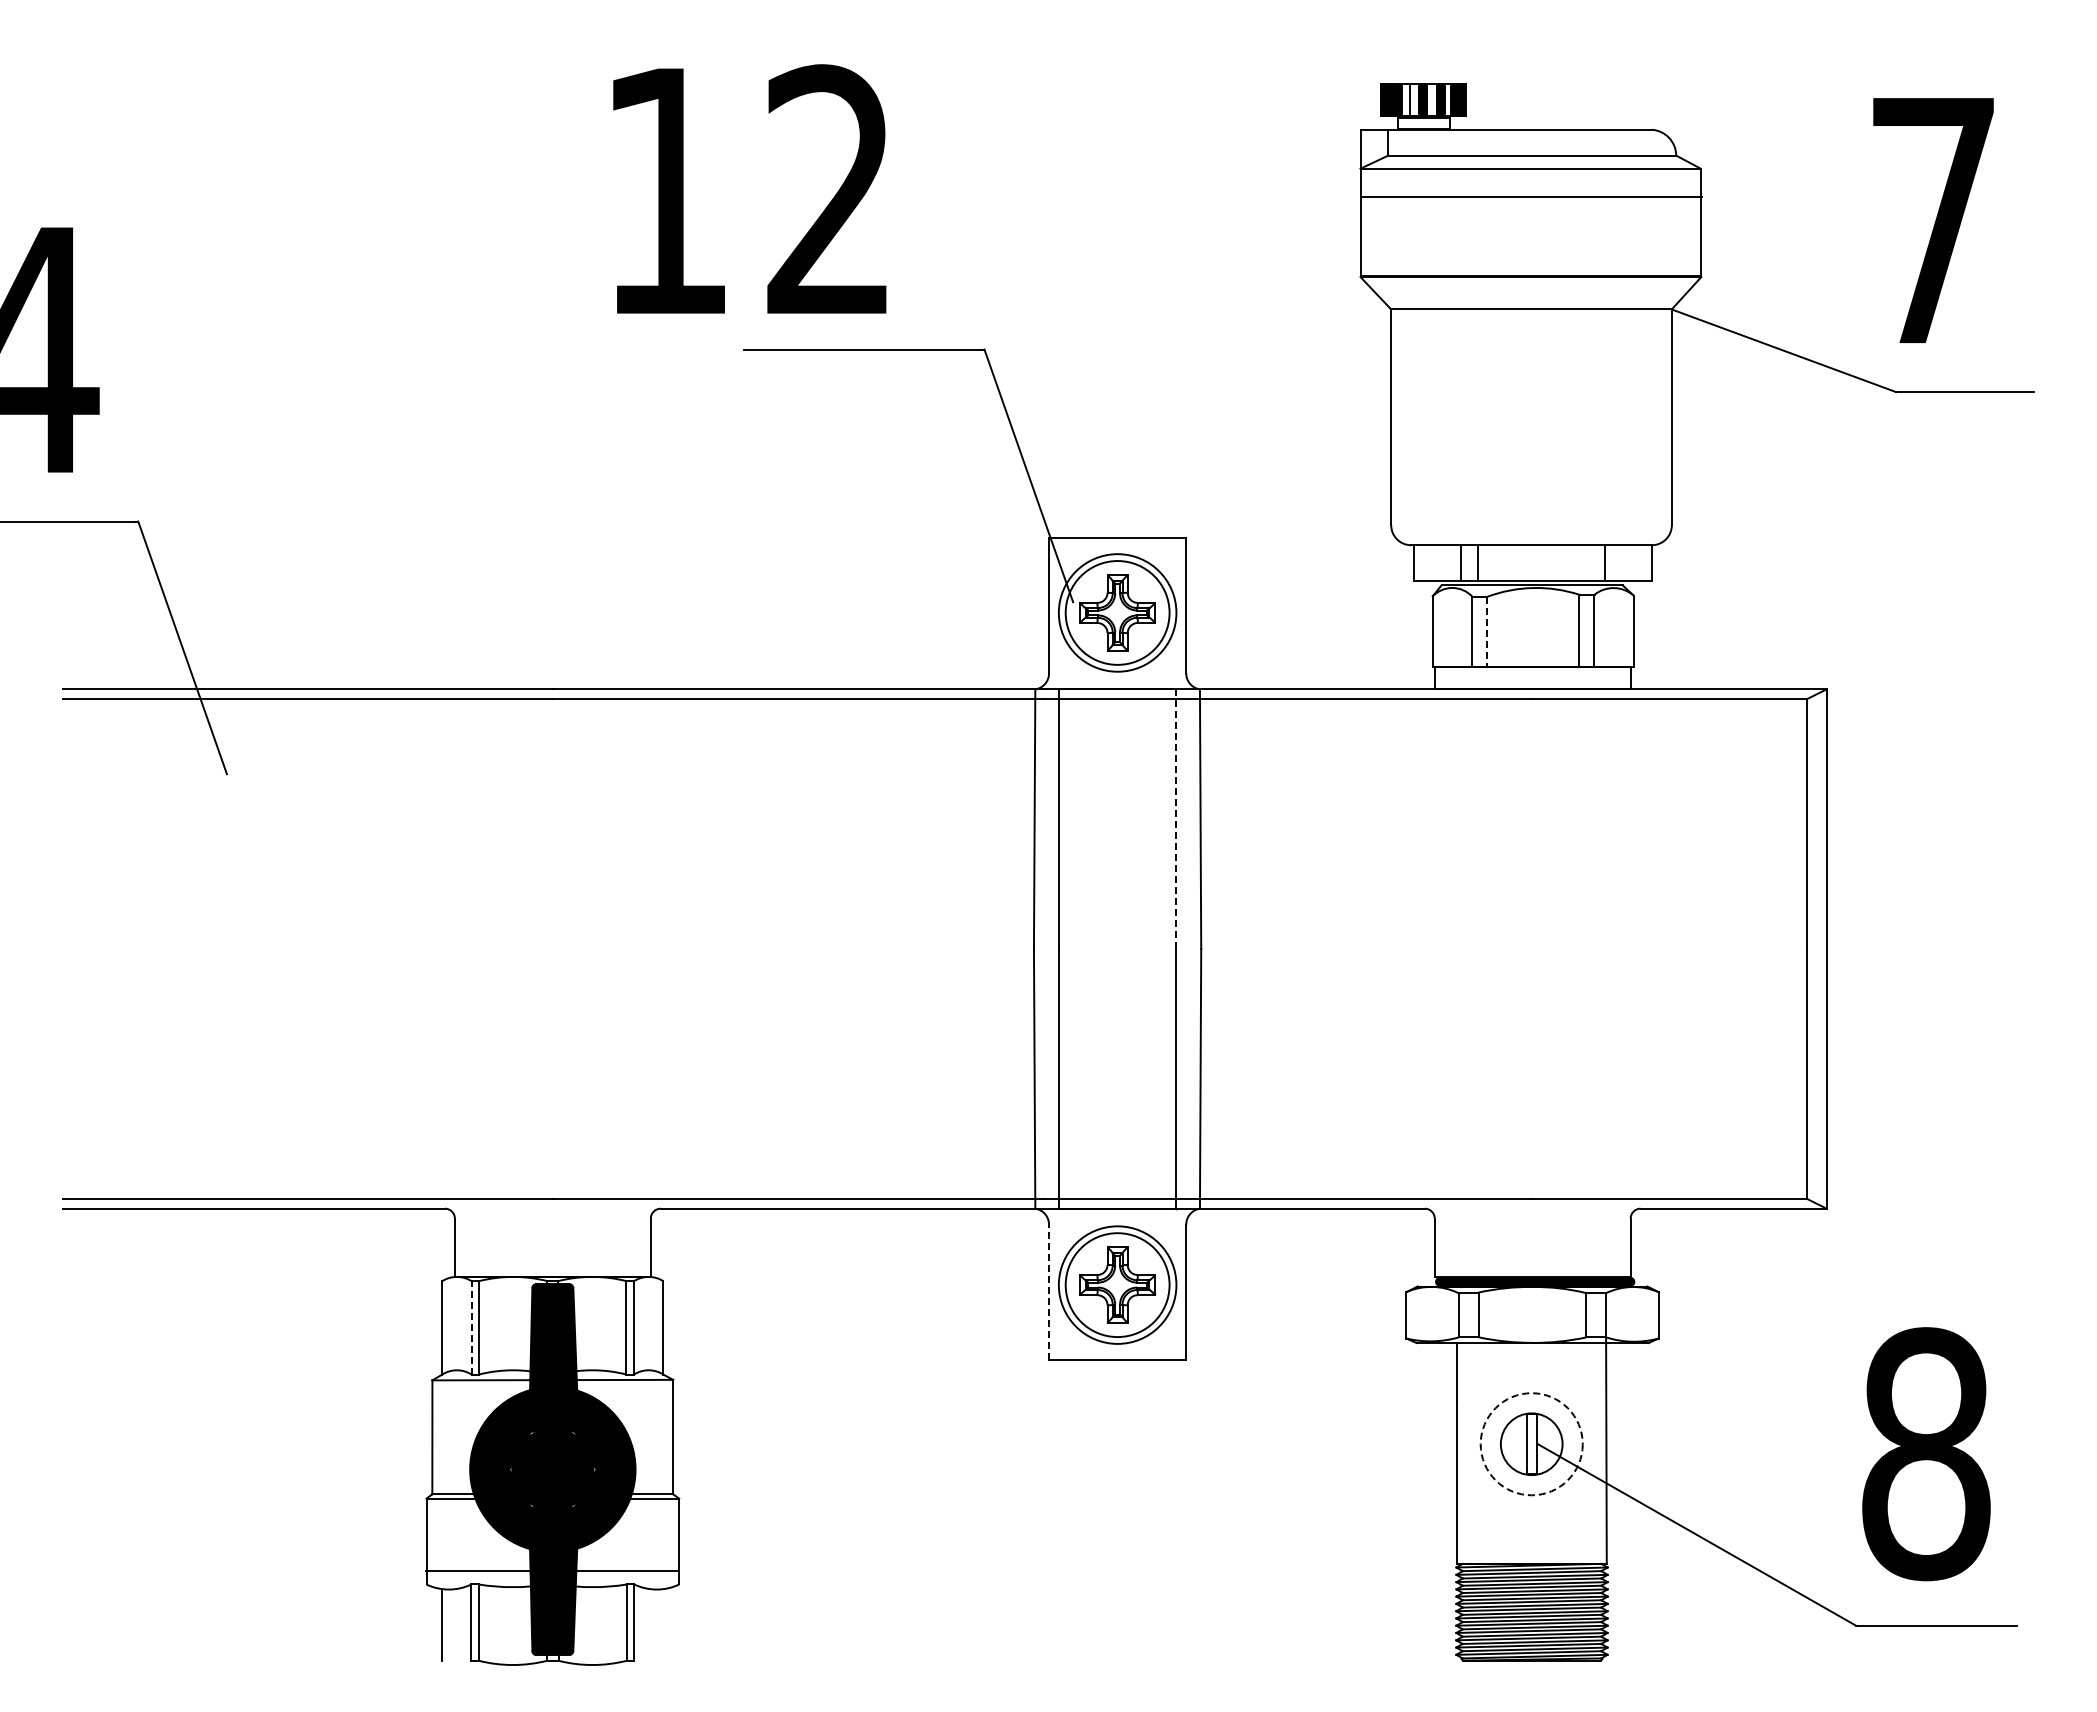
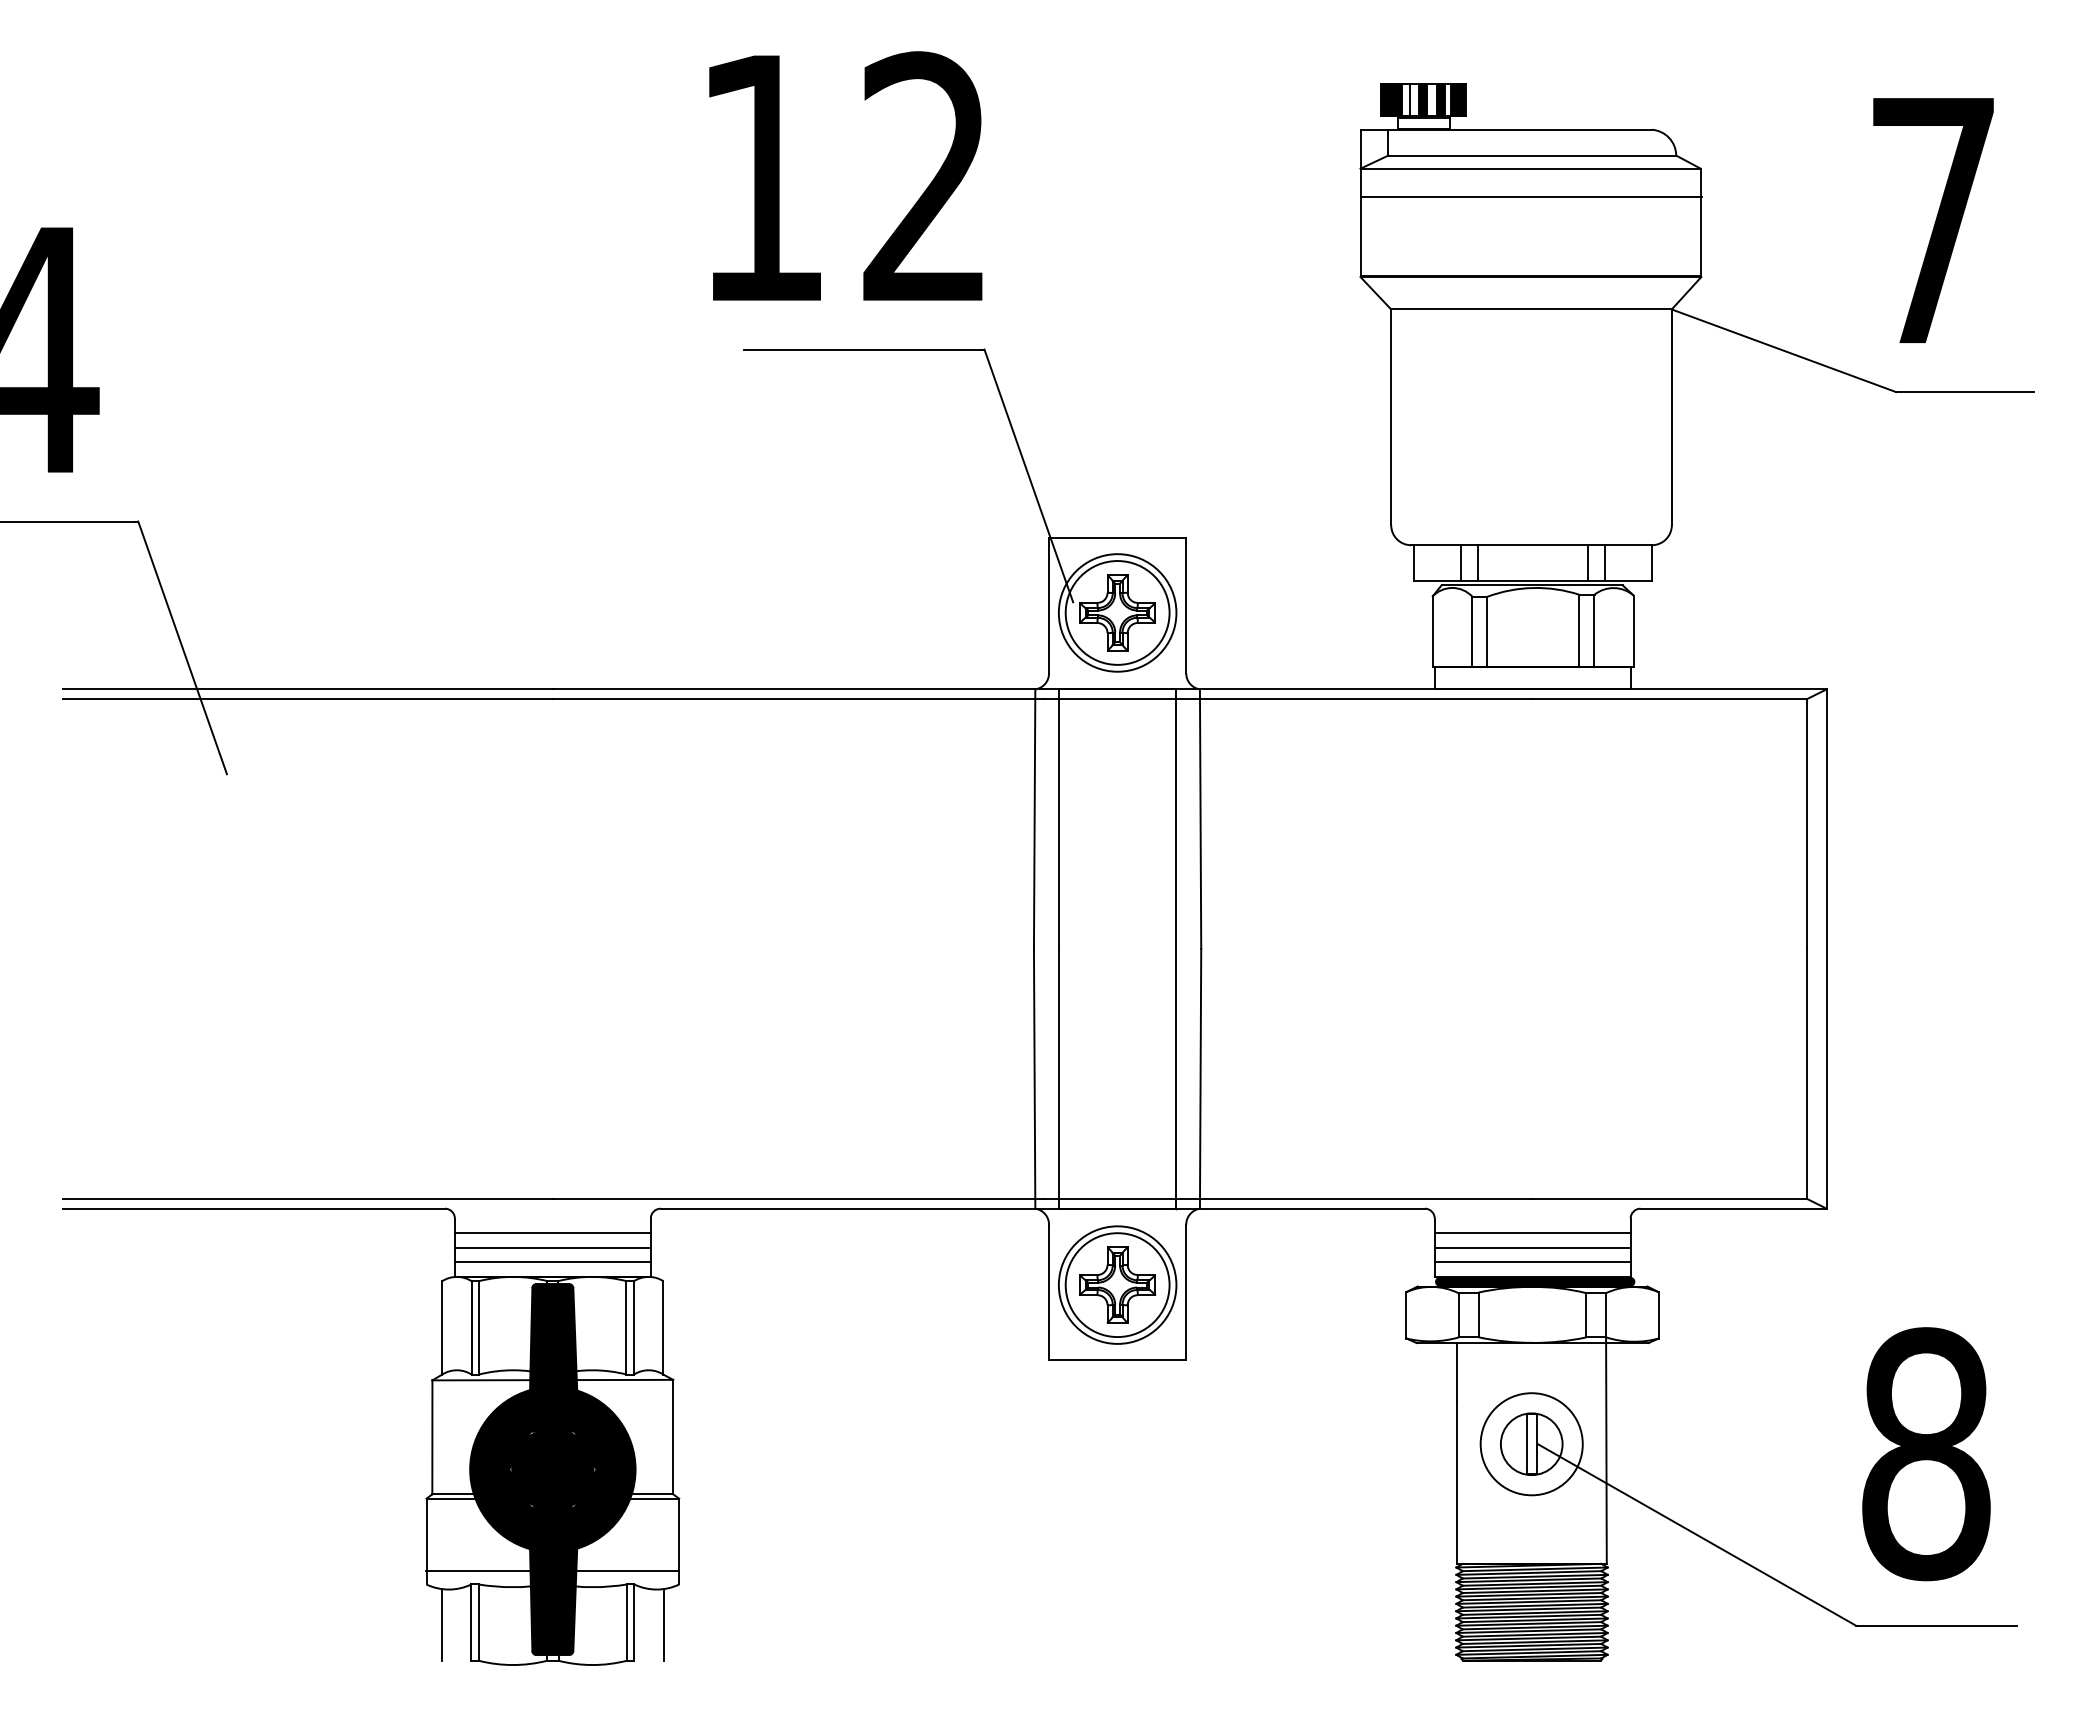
text position: (749, 188) -> (845, 175) (845, 175)
line: none -> present (1587, 562)
line: dashed -> solid (1486, 631)
line: dashed -> solid (1176, 819)
line: none -> present (552, 1233)
line: none -> present (1532, 1233)
line: none -> present (552, 1247)
line: none -> present (1532, 1247)
line: none -> present (552, 1262)
line: none -> present (1532, 1262)
line: dashed -> solid (1049, 1292)
line: dashed -> solid (471, 1327)
circle: dashed -> solid (1531, 1444)
line: none -> present (663, 1624)
